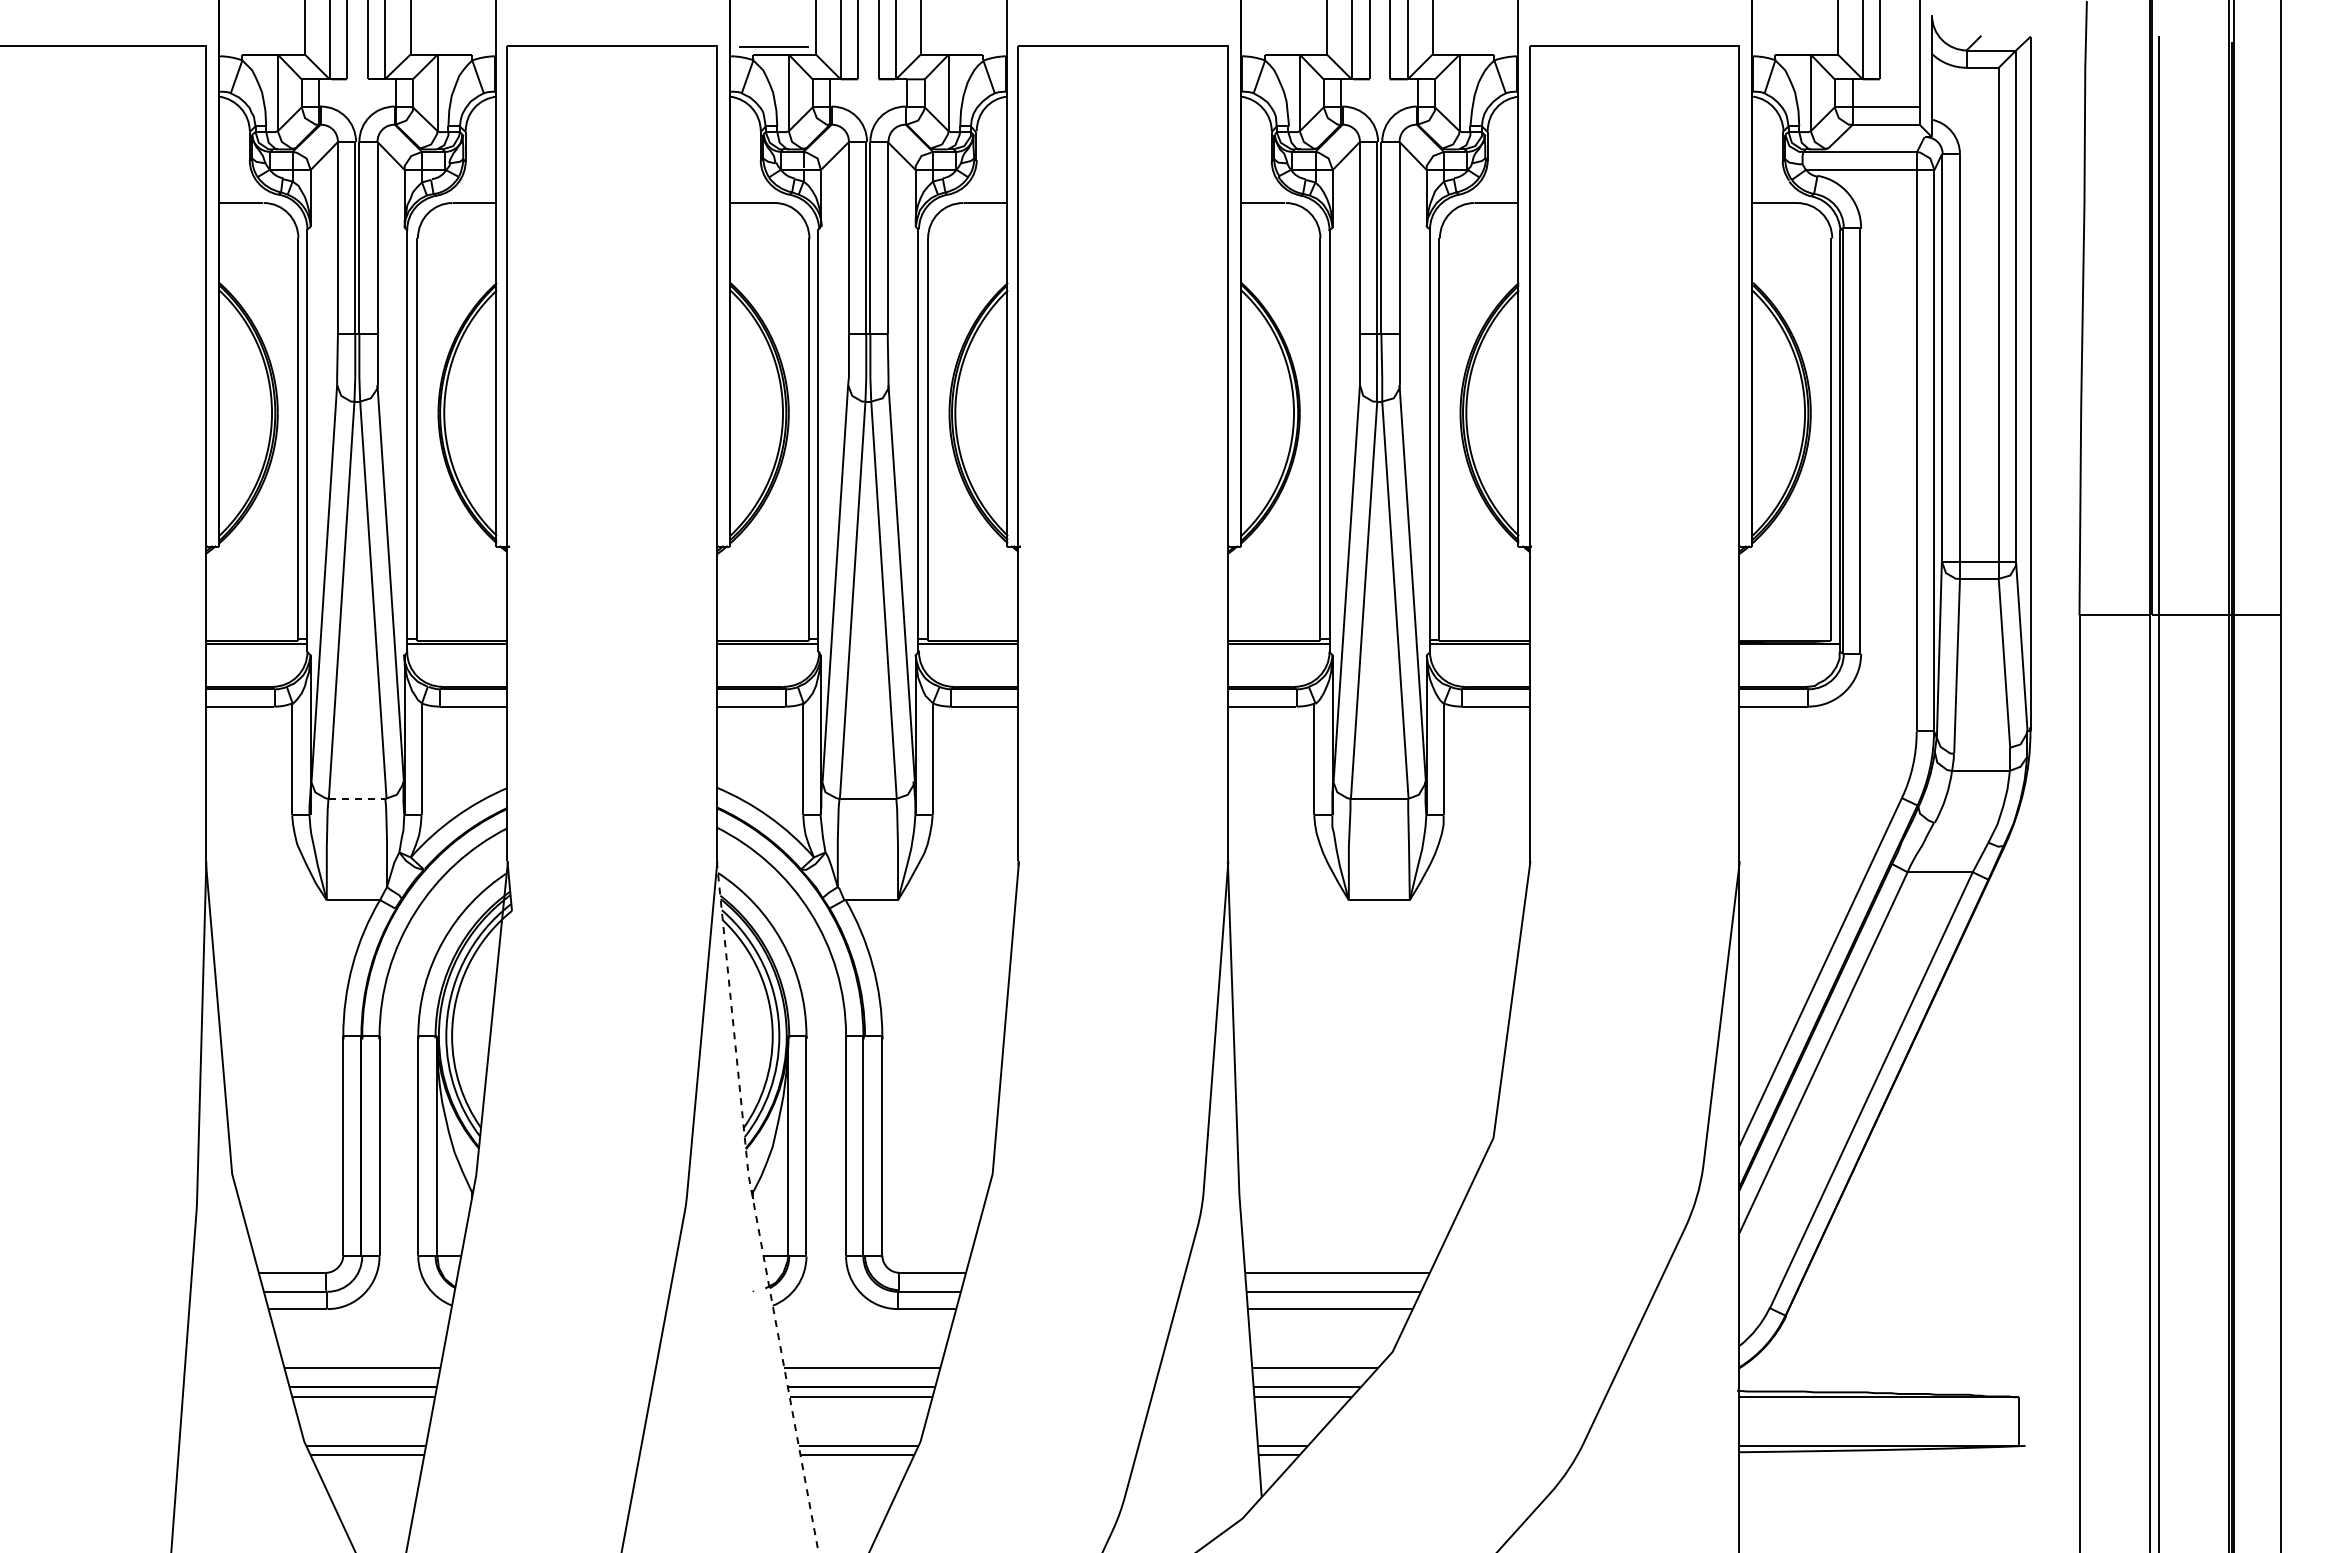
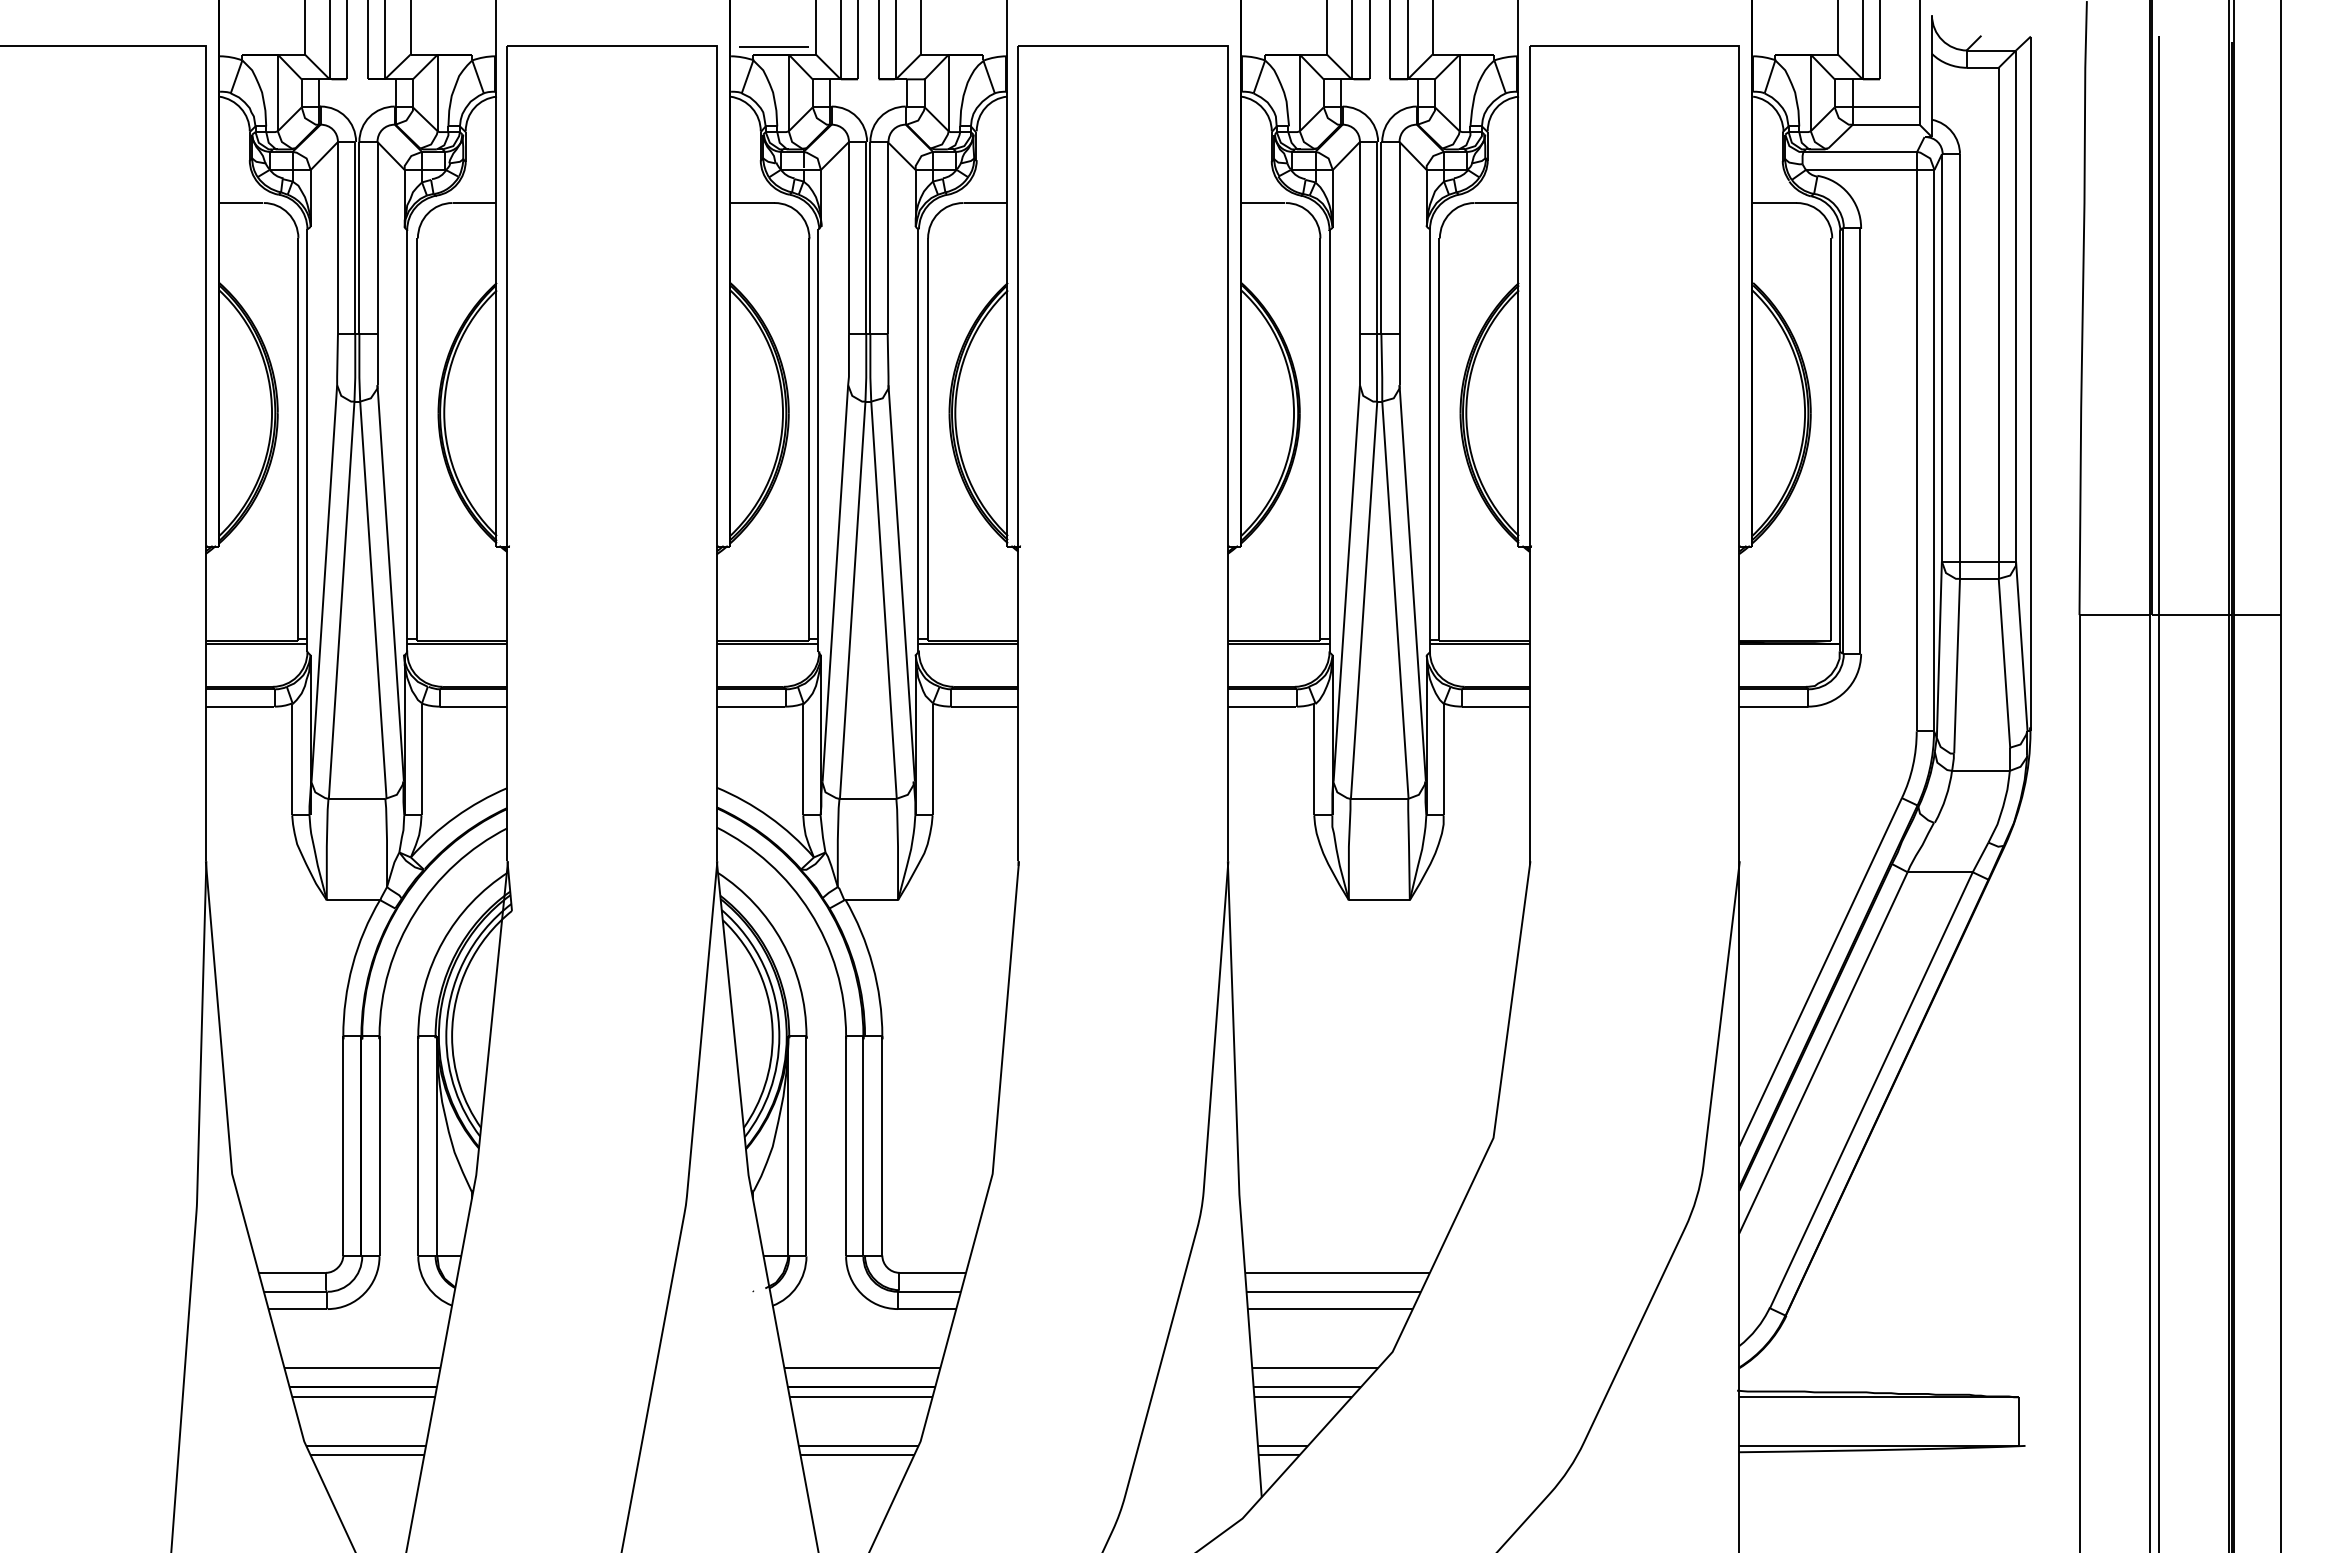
line: dashed -> solid (357, 798)
line: dashed -> solid (754, 1208)
